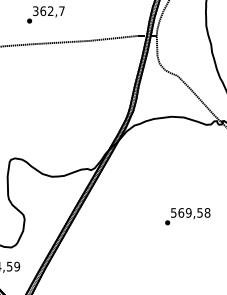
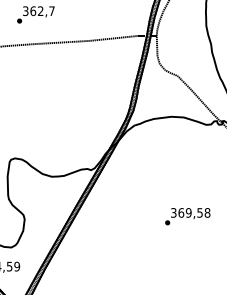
text position: (45, 14) -> (35, 14) (35, 14)
text: 569,58 -> 369,58 (173, 212)
